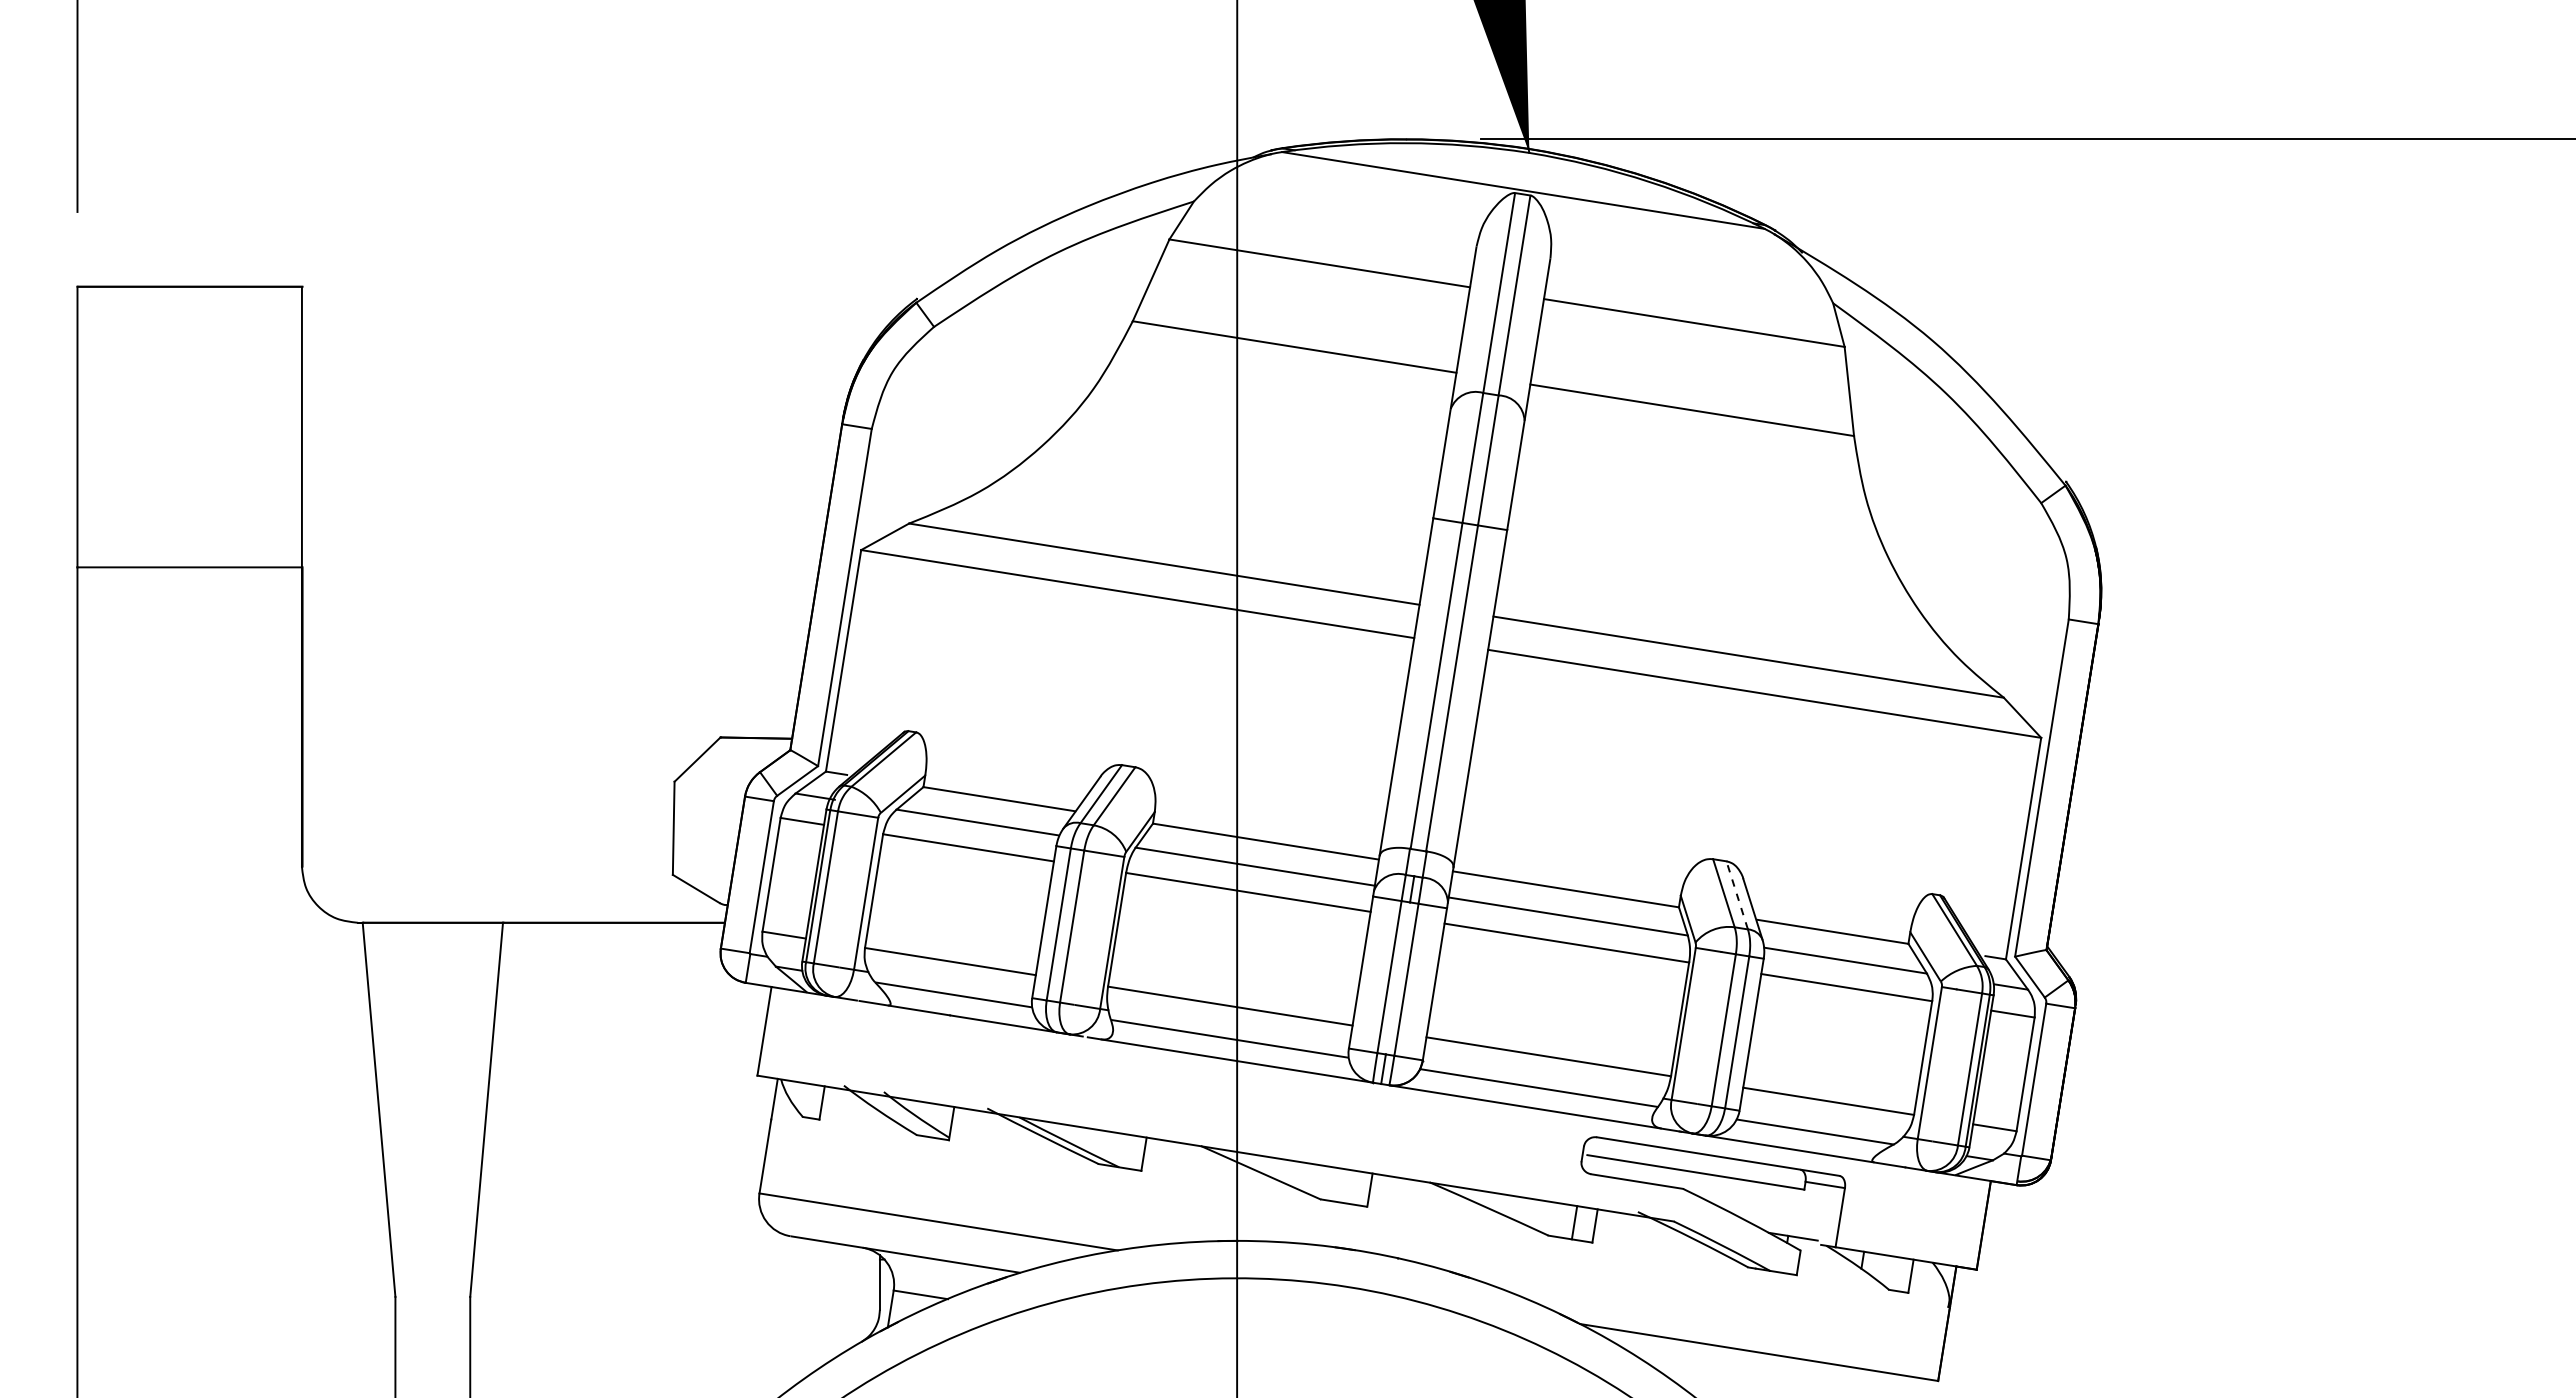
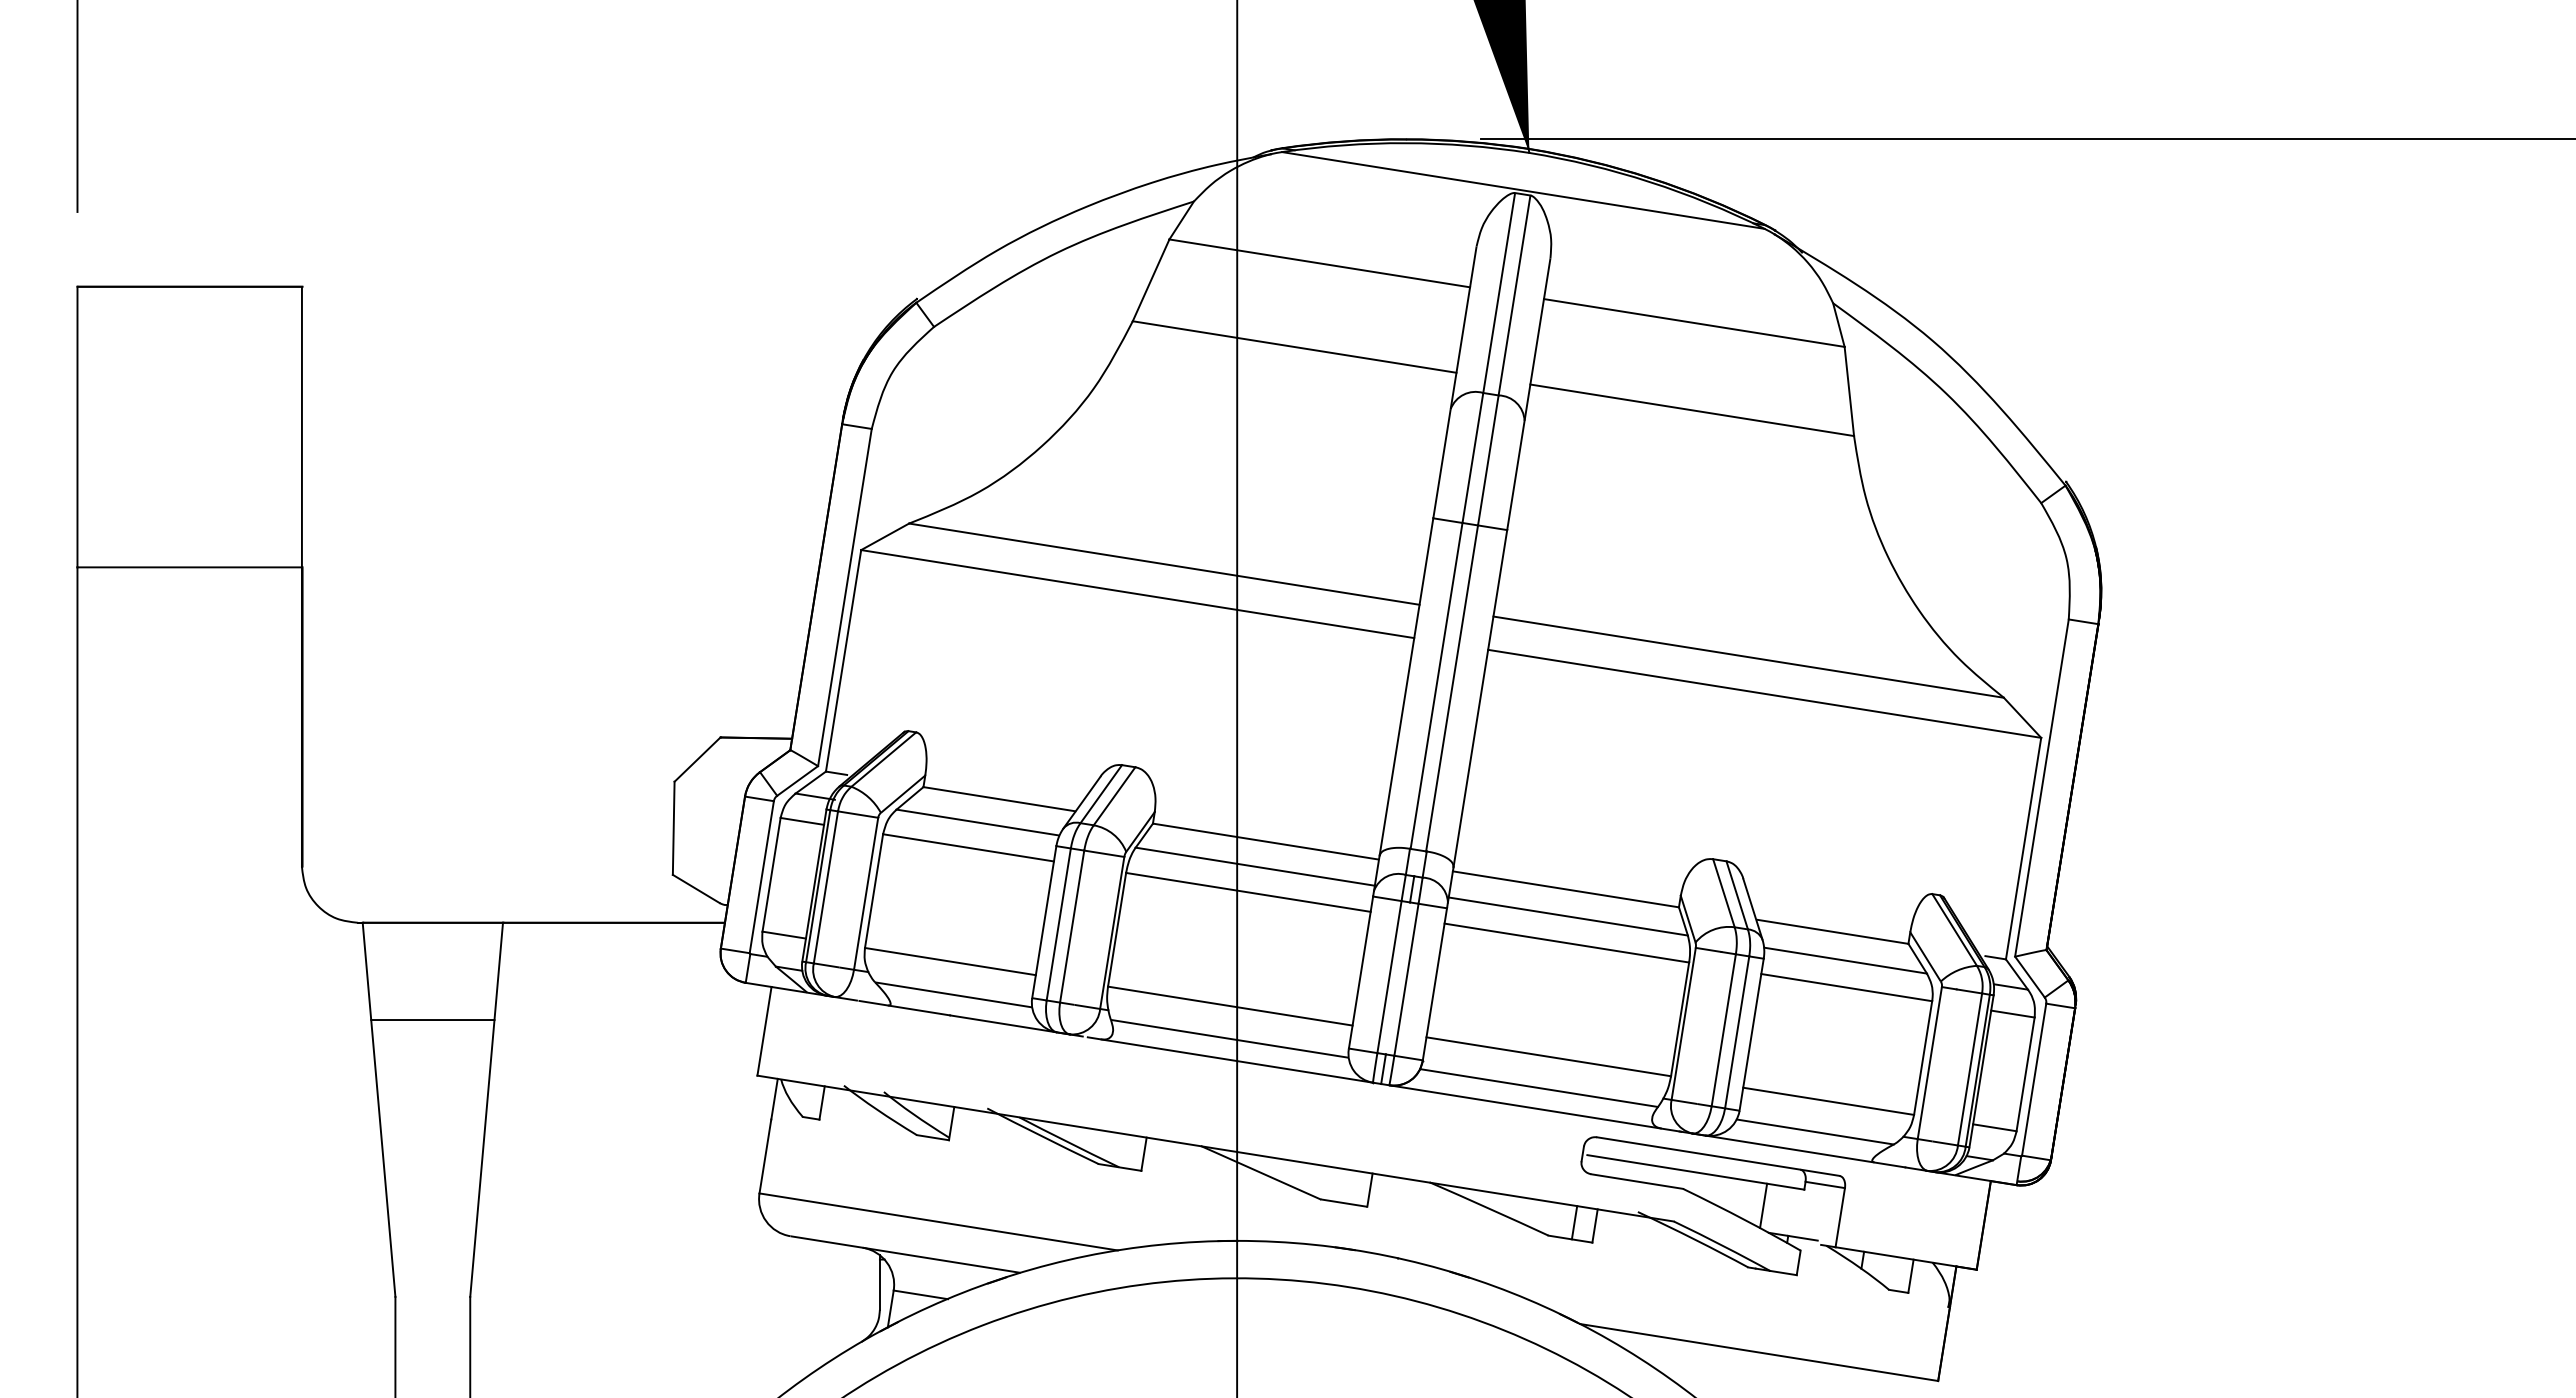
line: dashed -> solid (1737, 895)
line: none -> present (432, 1020)
line: none -> present (1763, 1205)
